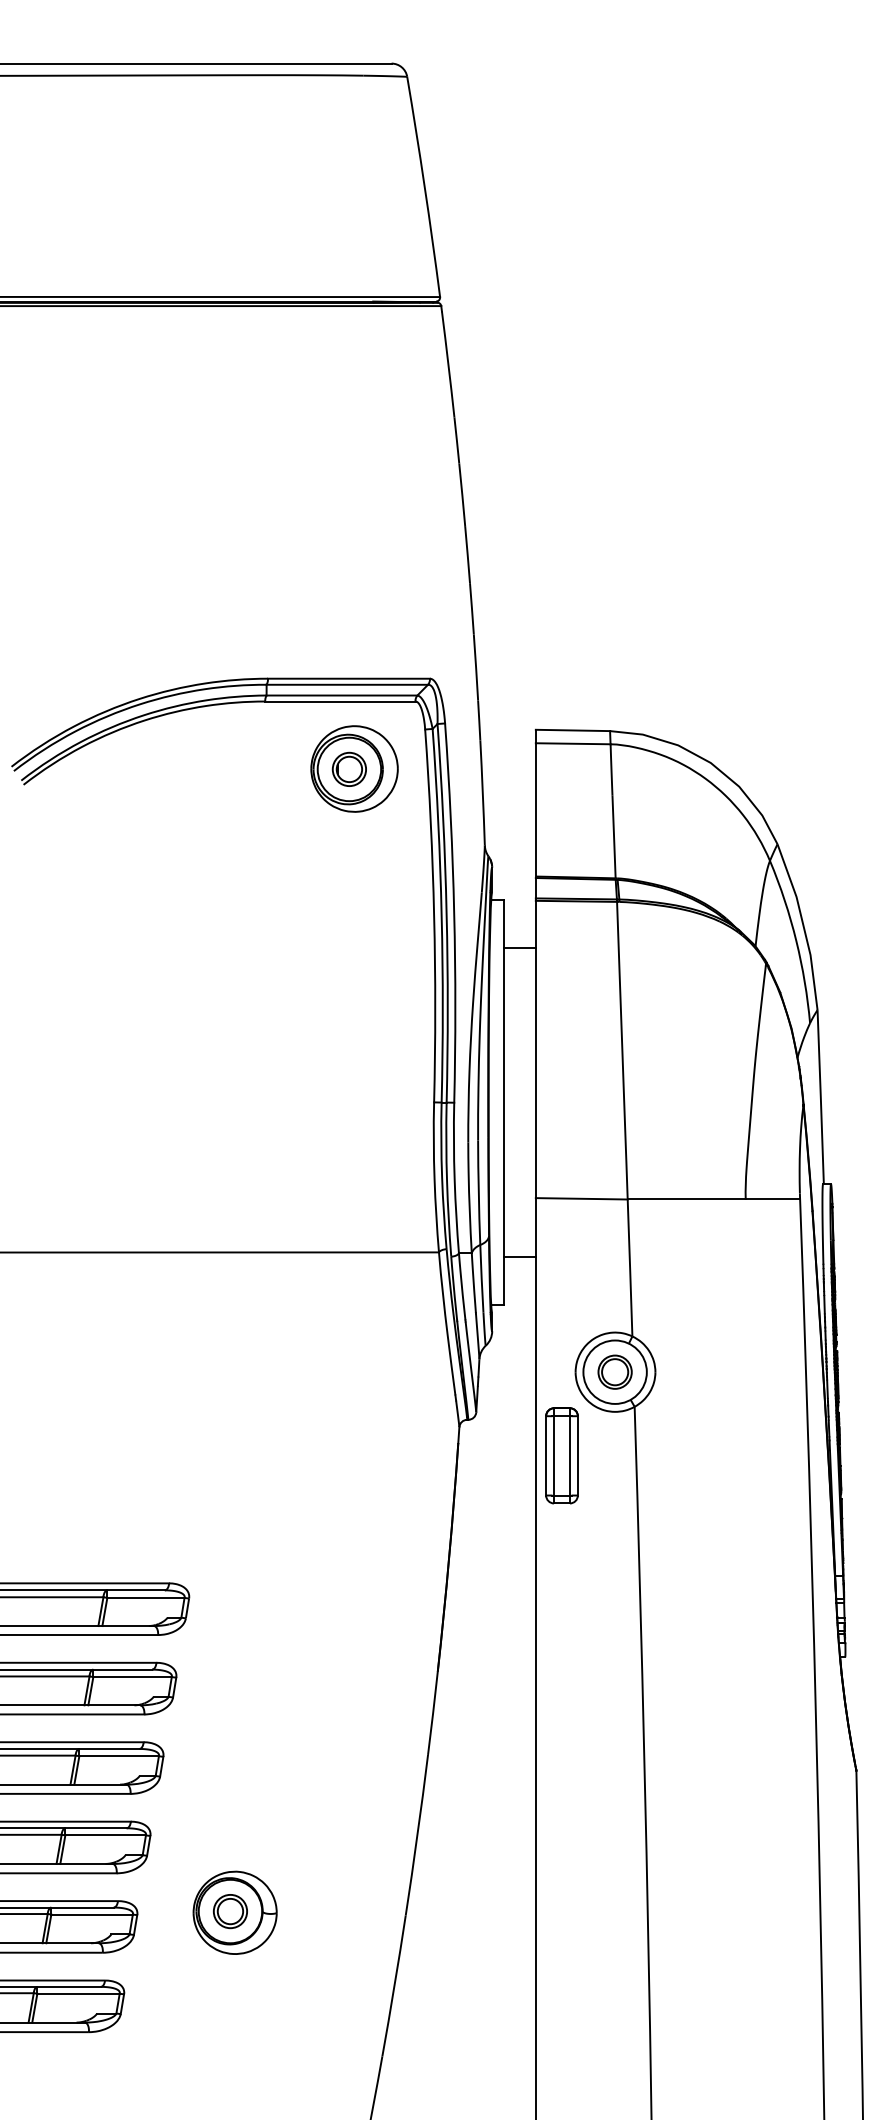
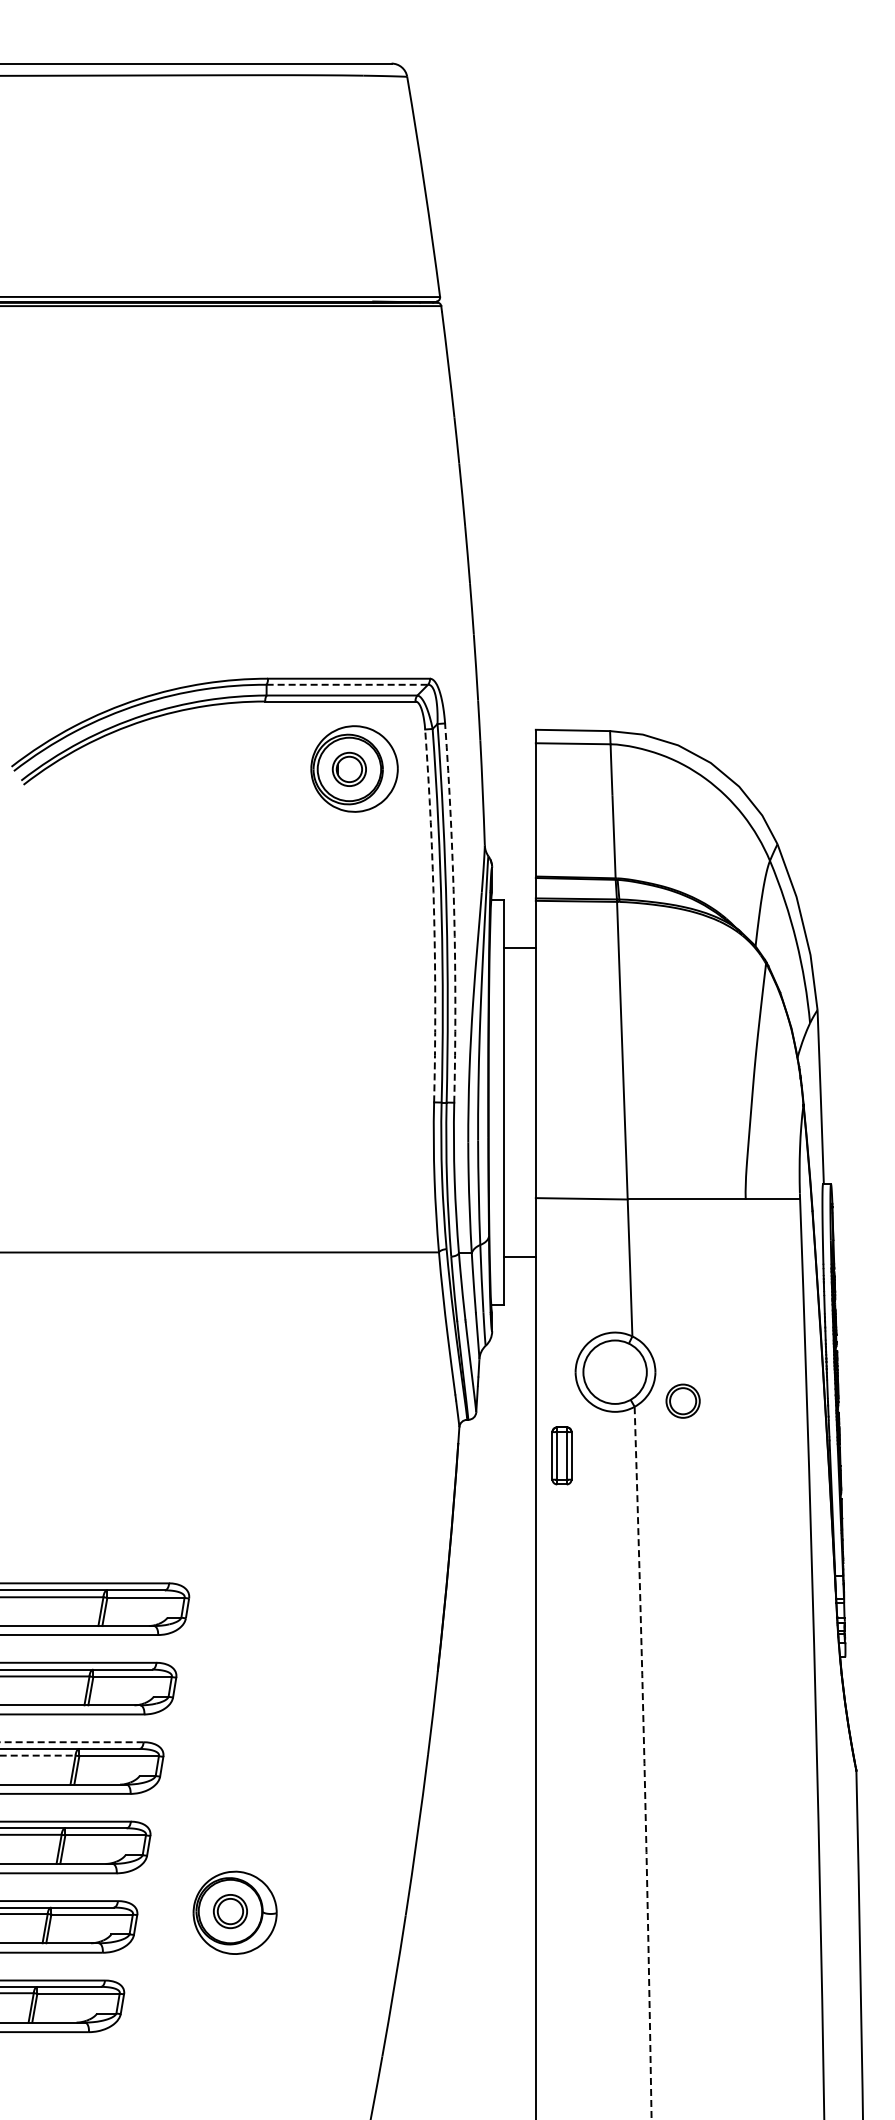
line: solid -> dashed (347, 684)
arc: solid -> dashed (454, 912)
arc: solid -> dashed (434, 915)
part position: (614, 1371) -> (682, 1400) (682, 1400)
part size: 34x98 px -> 22x60 px (561, 1455)
line: solid -> dashed (71, 1742)
line: solid -> dashed (38, 1755)
arc: solid -> dashed (644, 1763)
